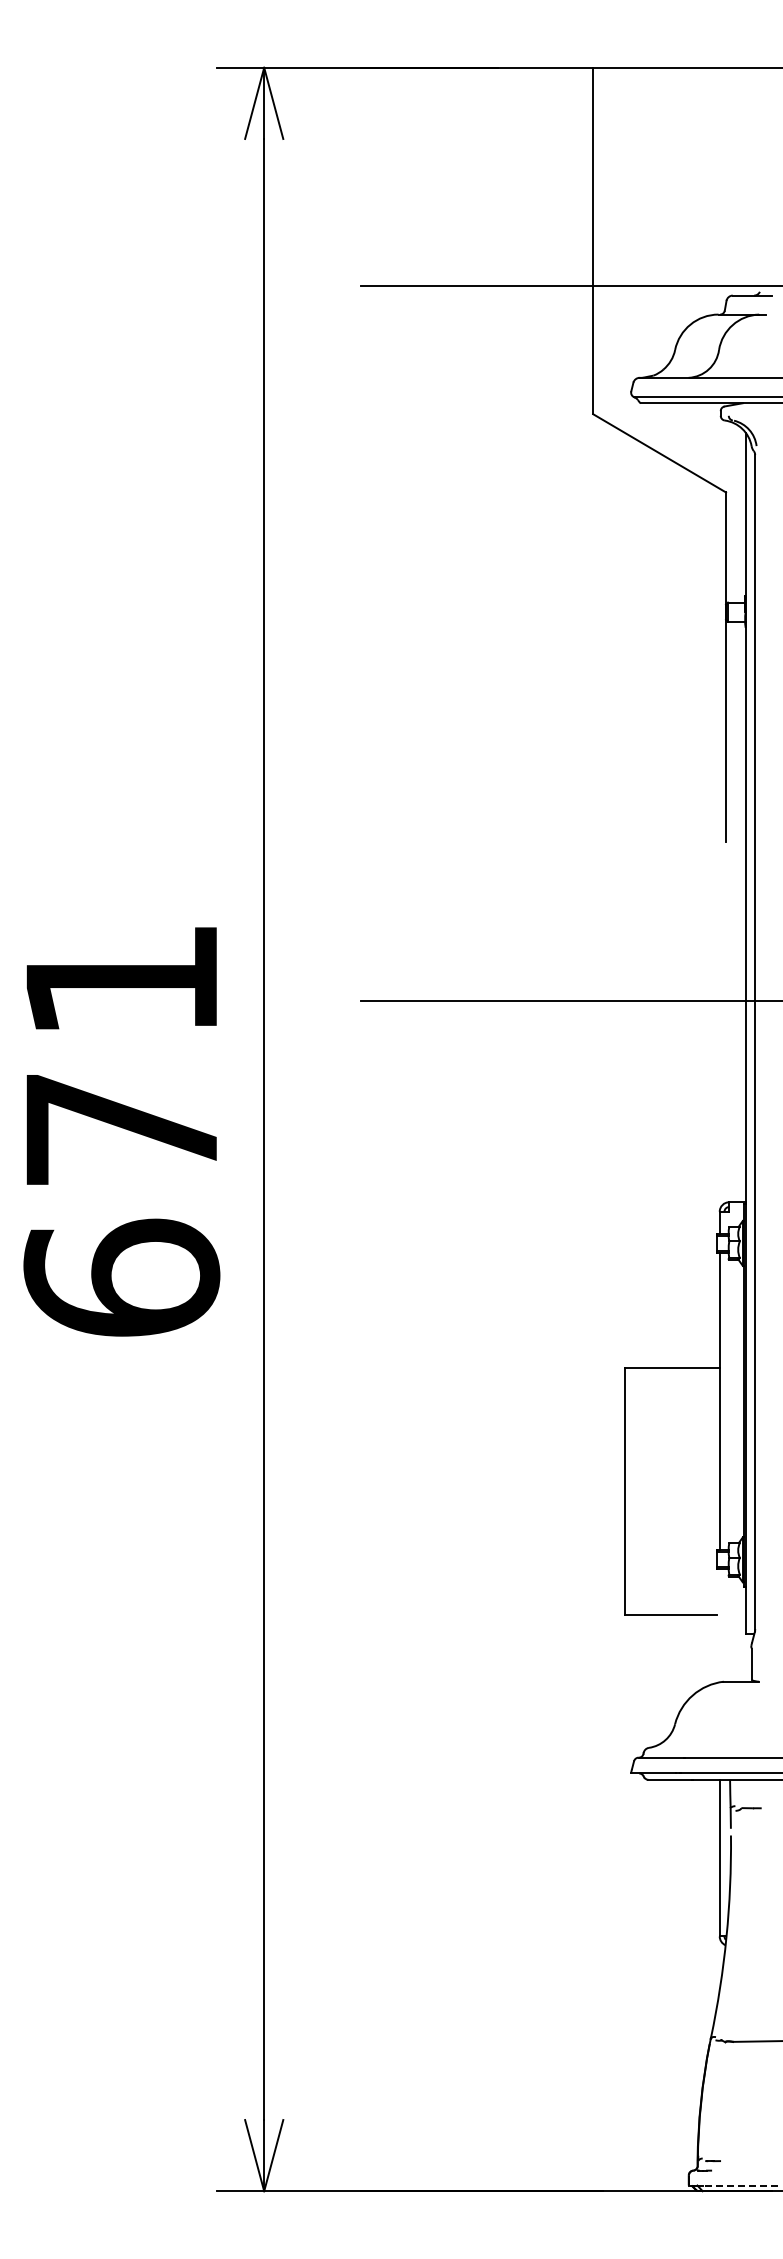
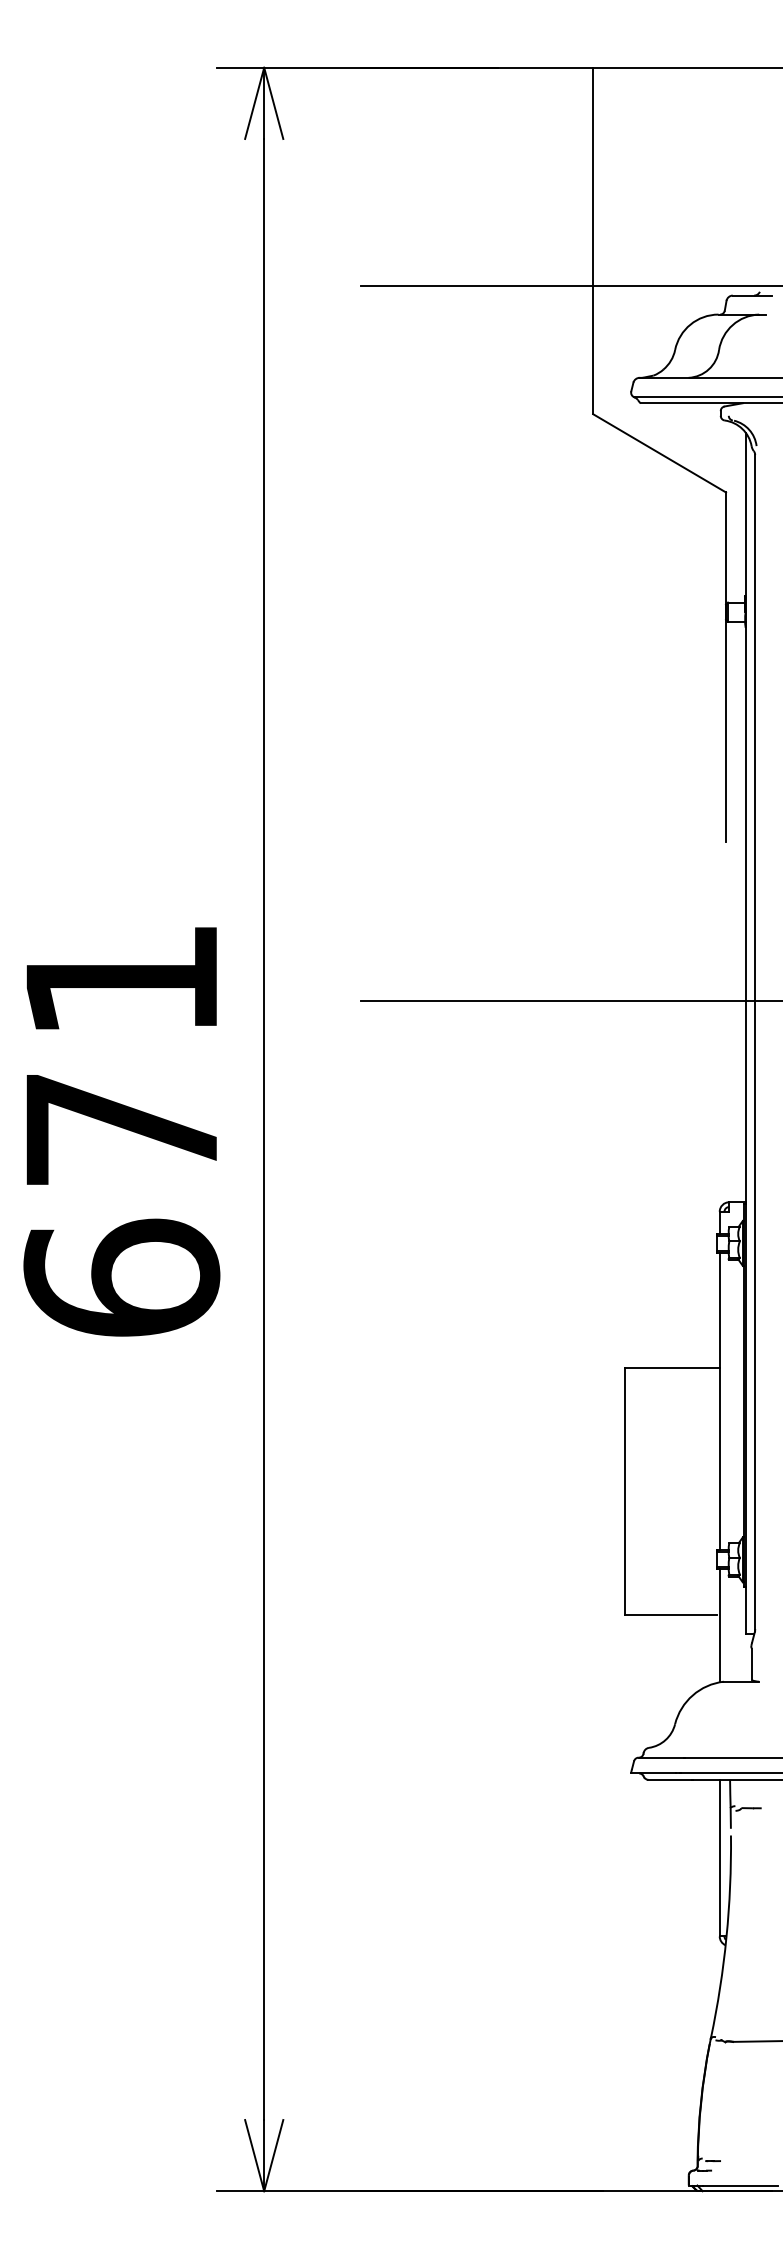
line: none -> present (719, 1625)
line: dashed -> solid (740, 2185)
